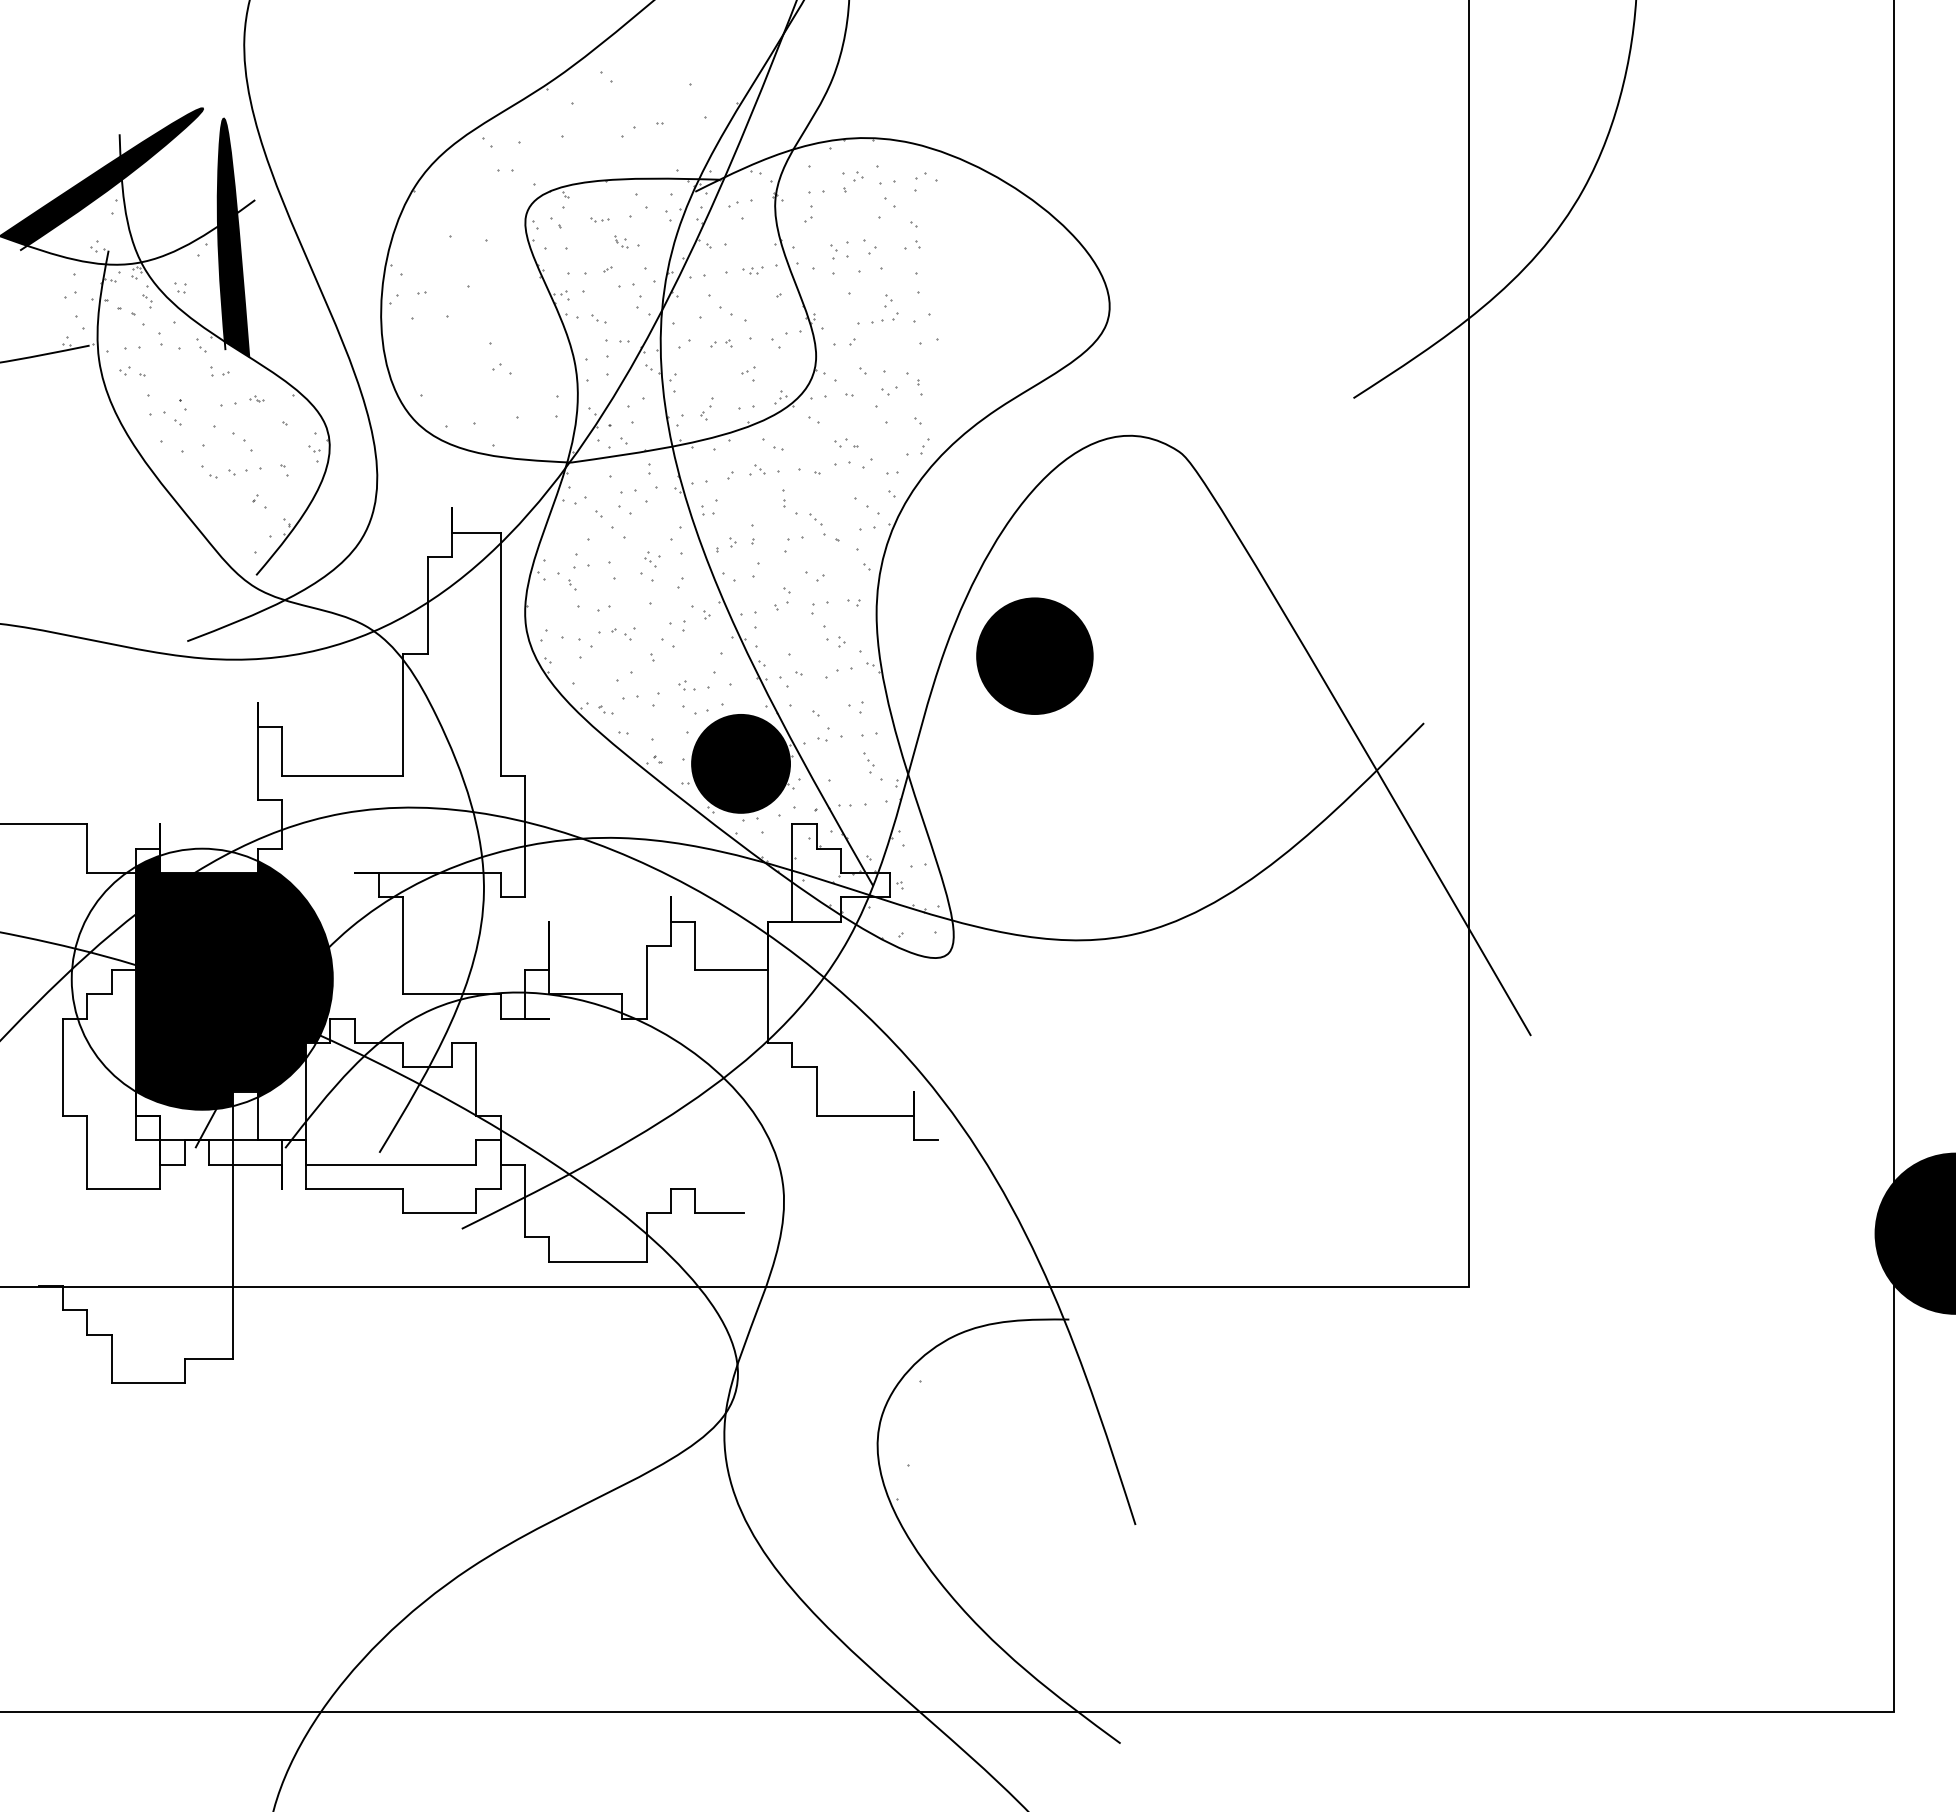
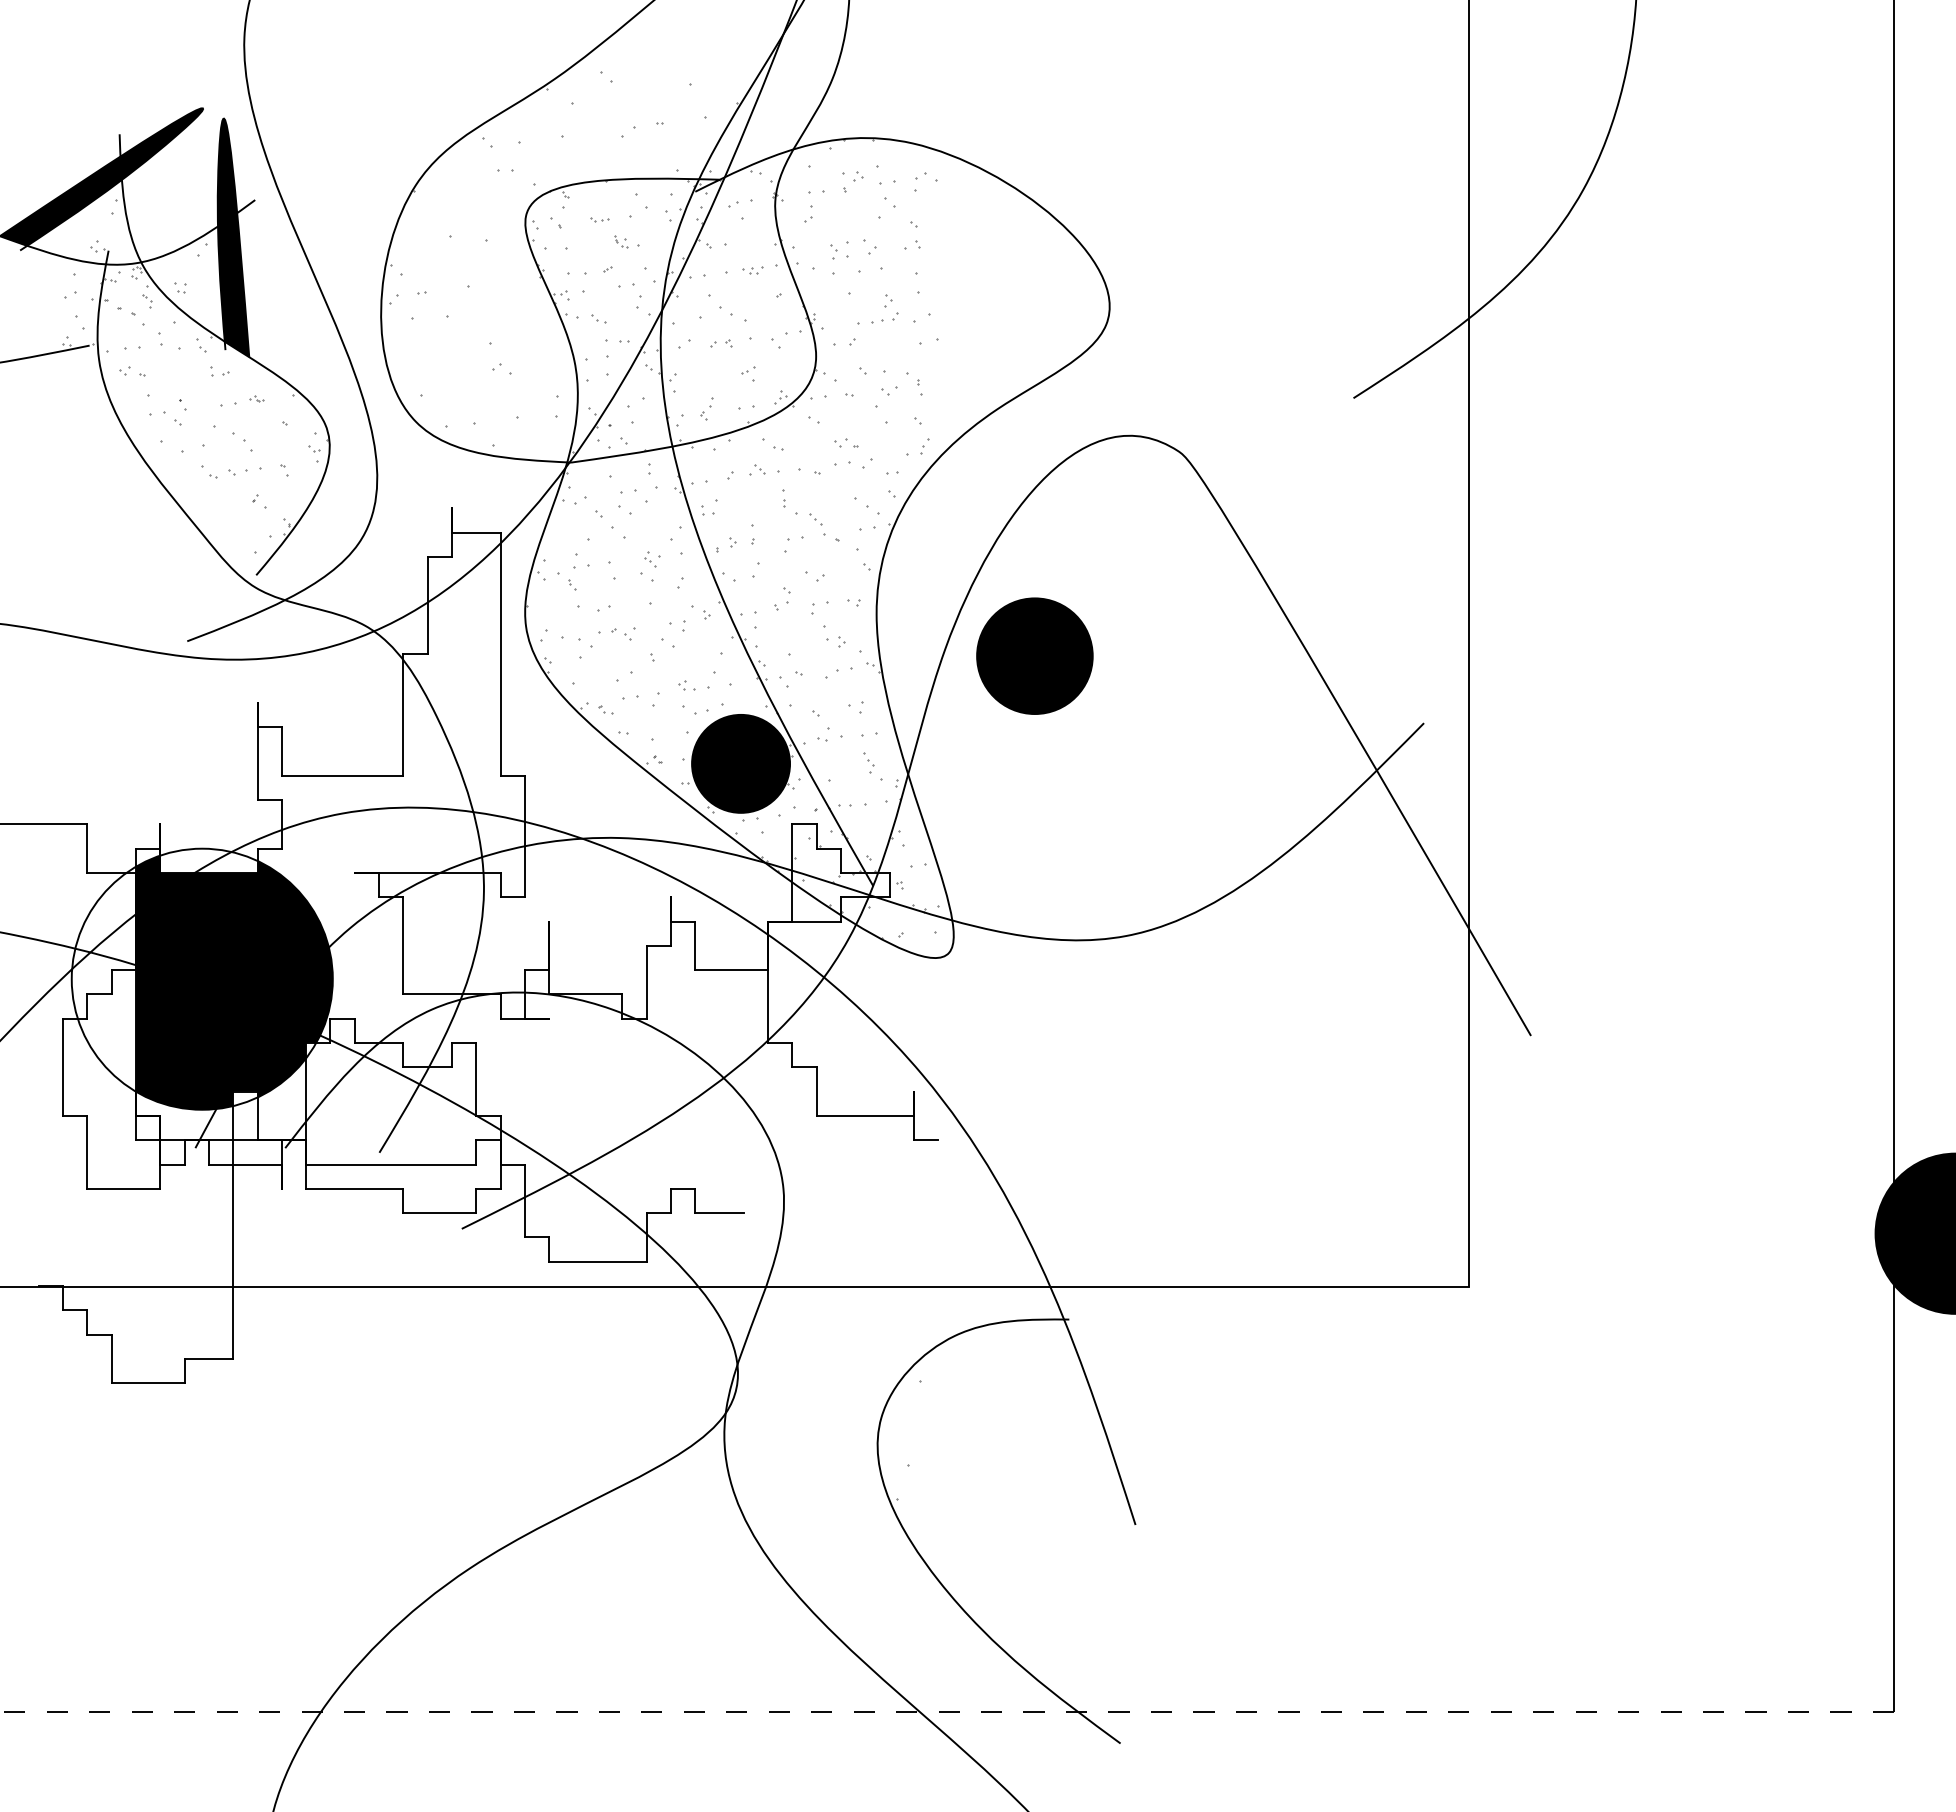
line: solid -> dashed (947, 1711)
